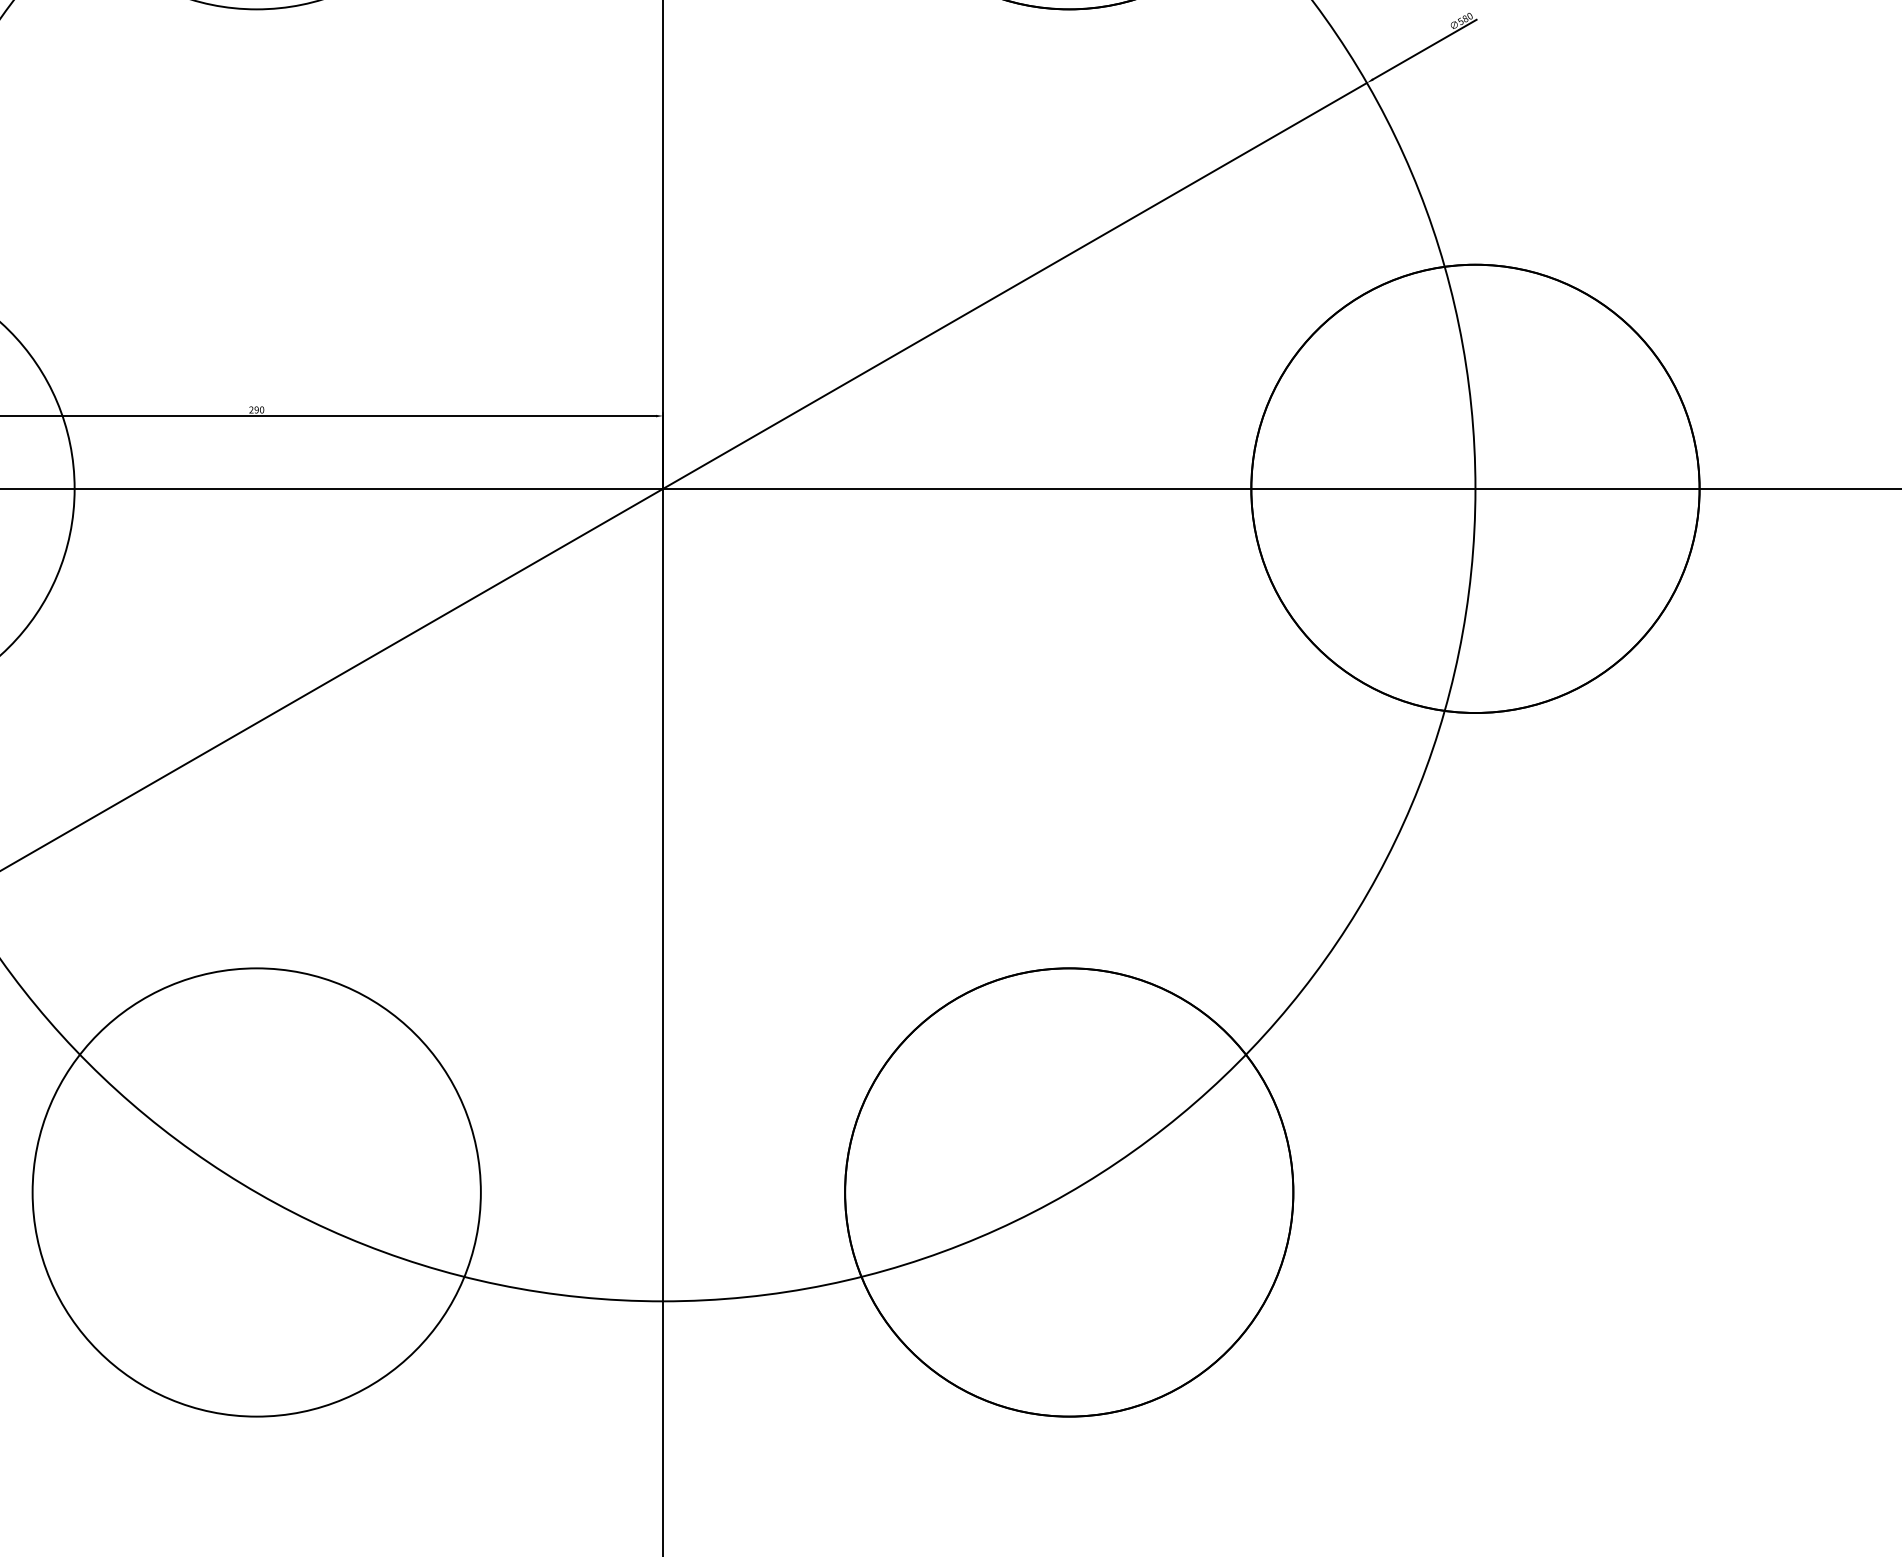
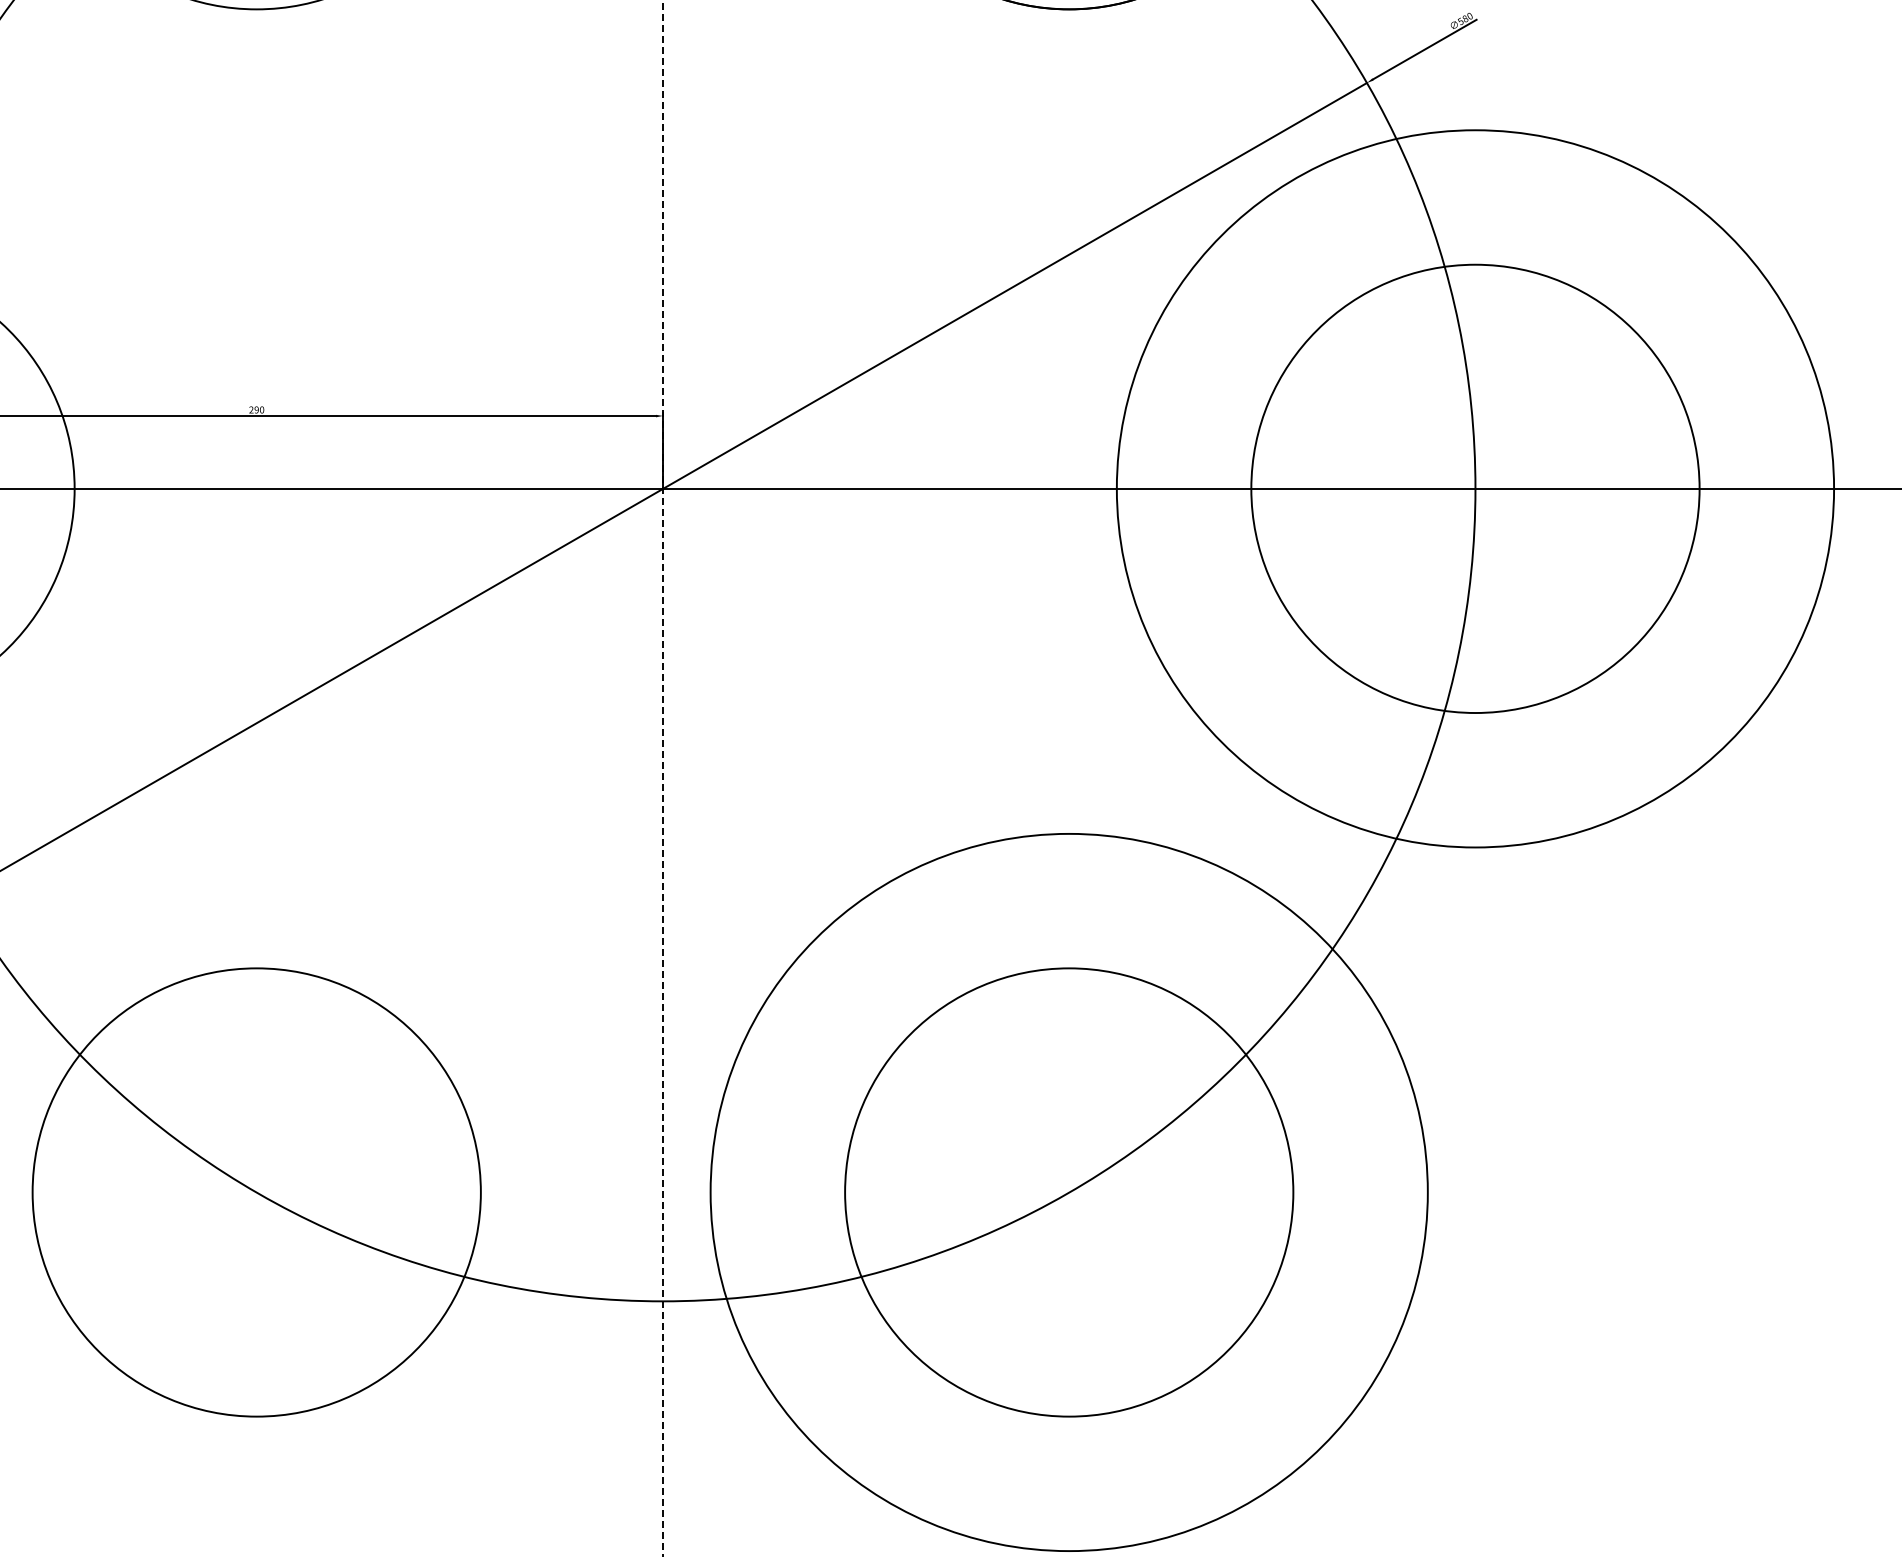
circle diameter: 448 px -> 717 px (1475, 488)
line: solid -> dashed (663, 778)
circle diameter: 448 px -> 717 px (1068, 1192)
